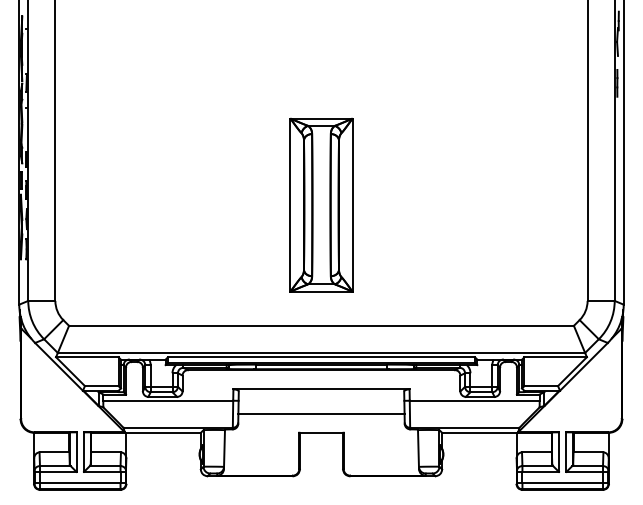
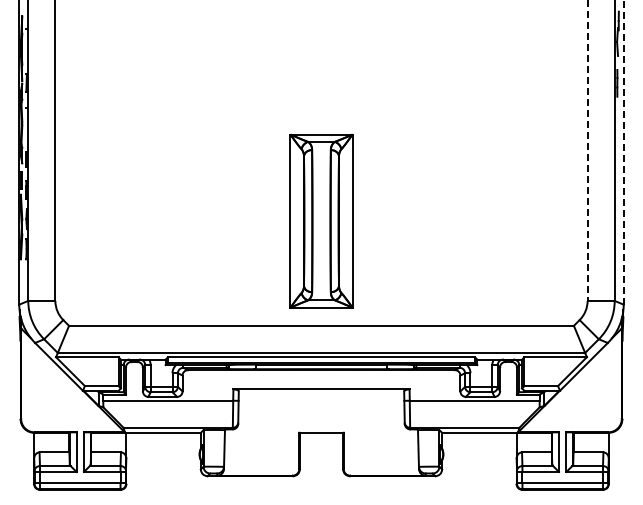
line: solid -> dashed (587, 151)
line: solid -> dashed (623, 152)
part position: (321, 204) -> (321, 220) (321, 220)
line: present -> none (321, 413)
